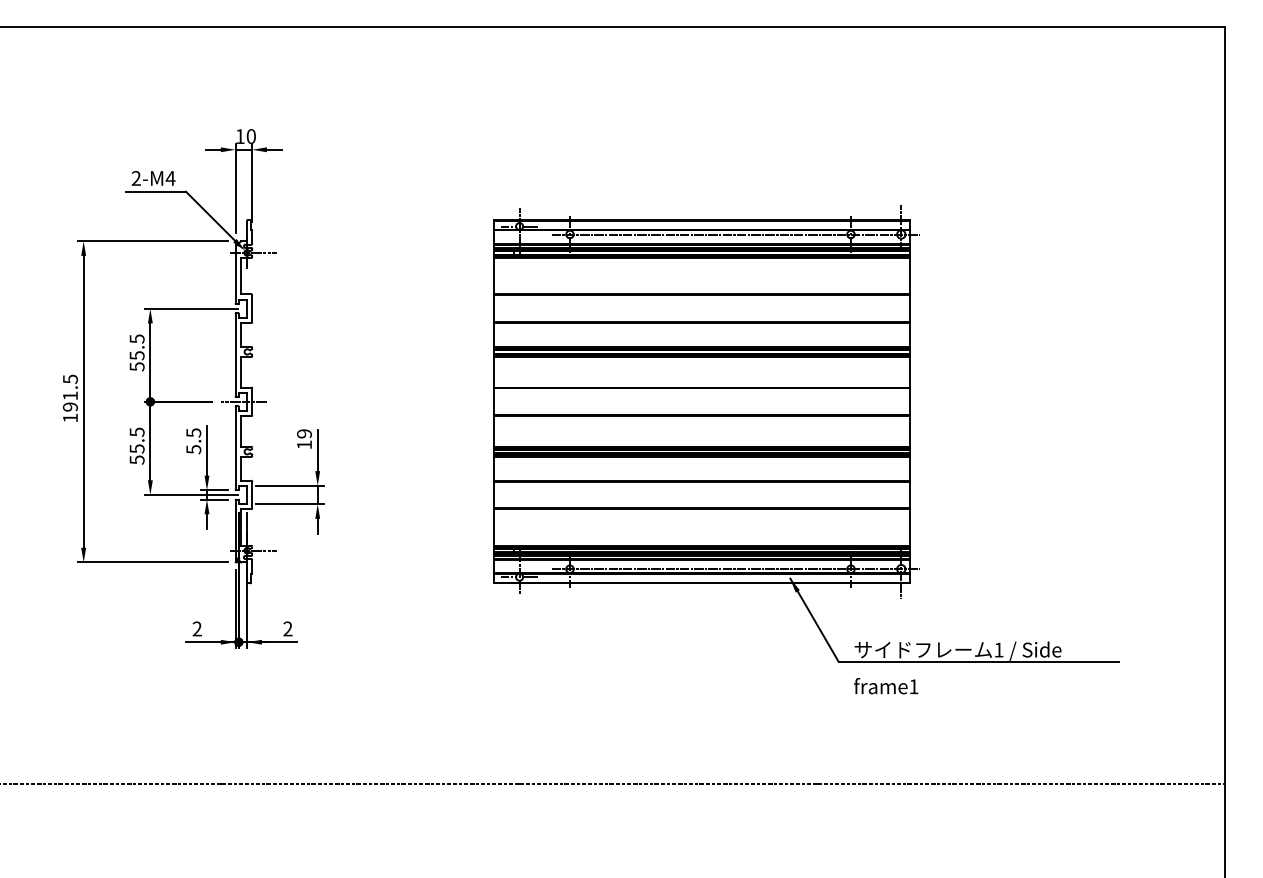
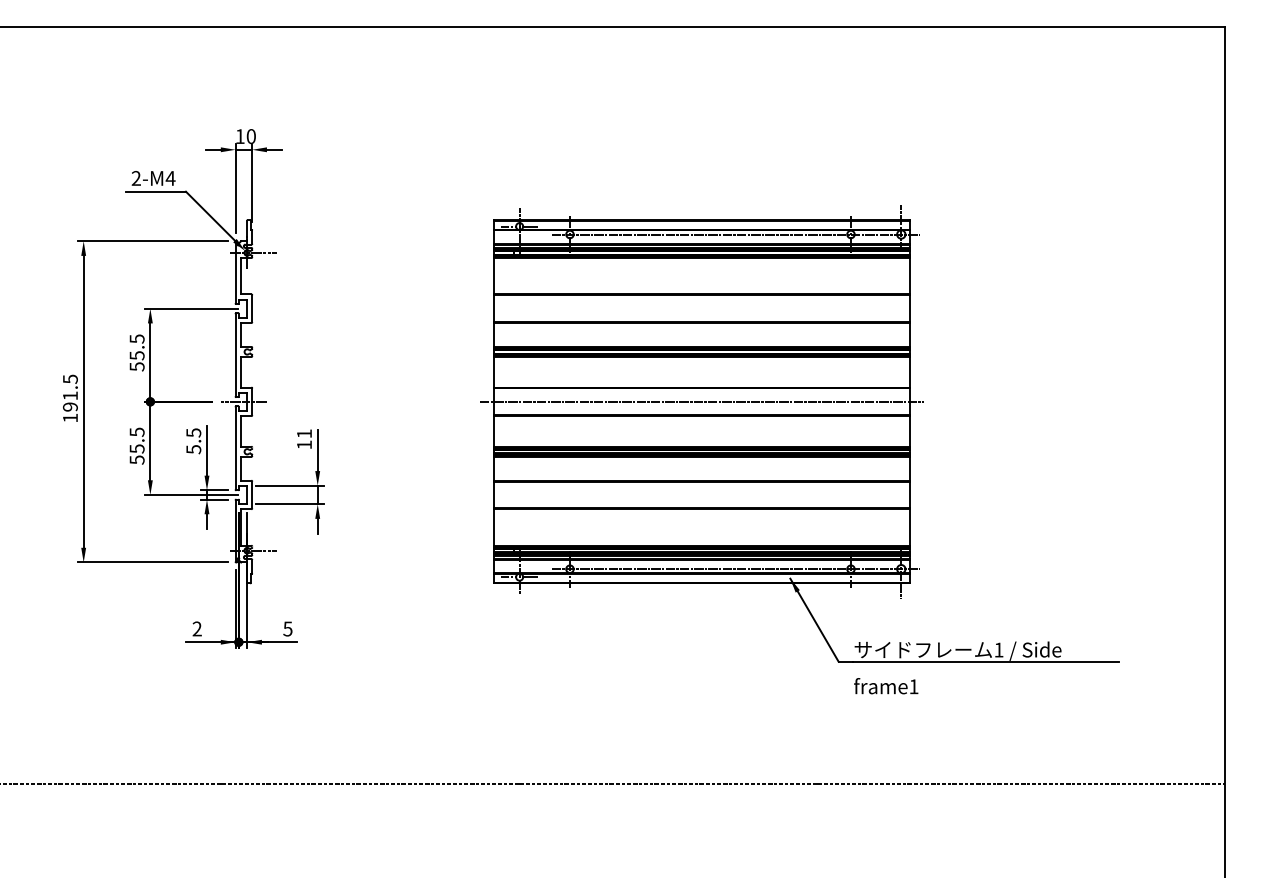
line: none -> present (701, 401)
text: 19 -> 11 (304, 433)
text: 2 -> 5 (287, 628)
